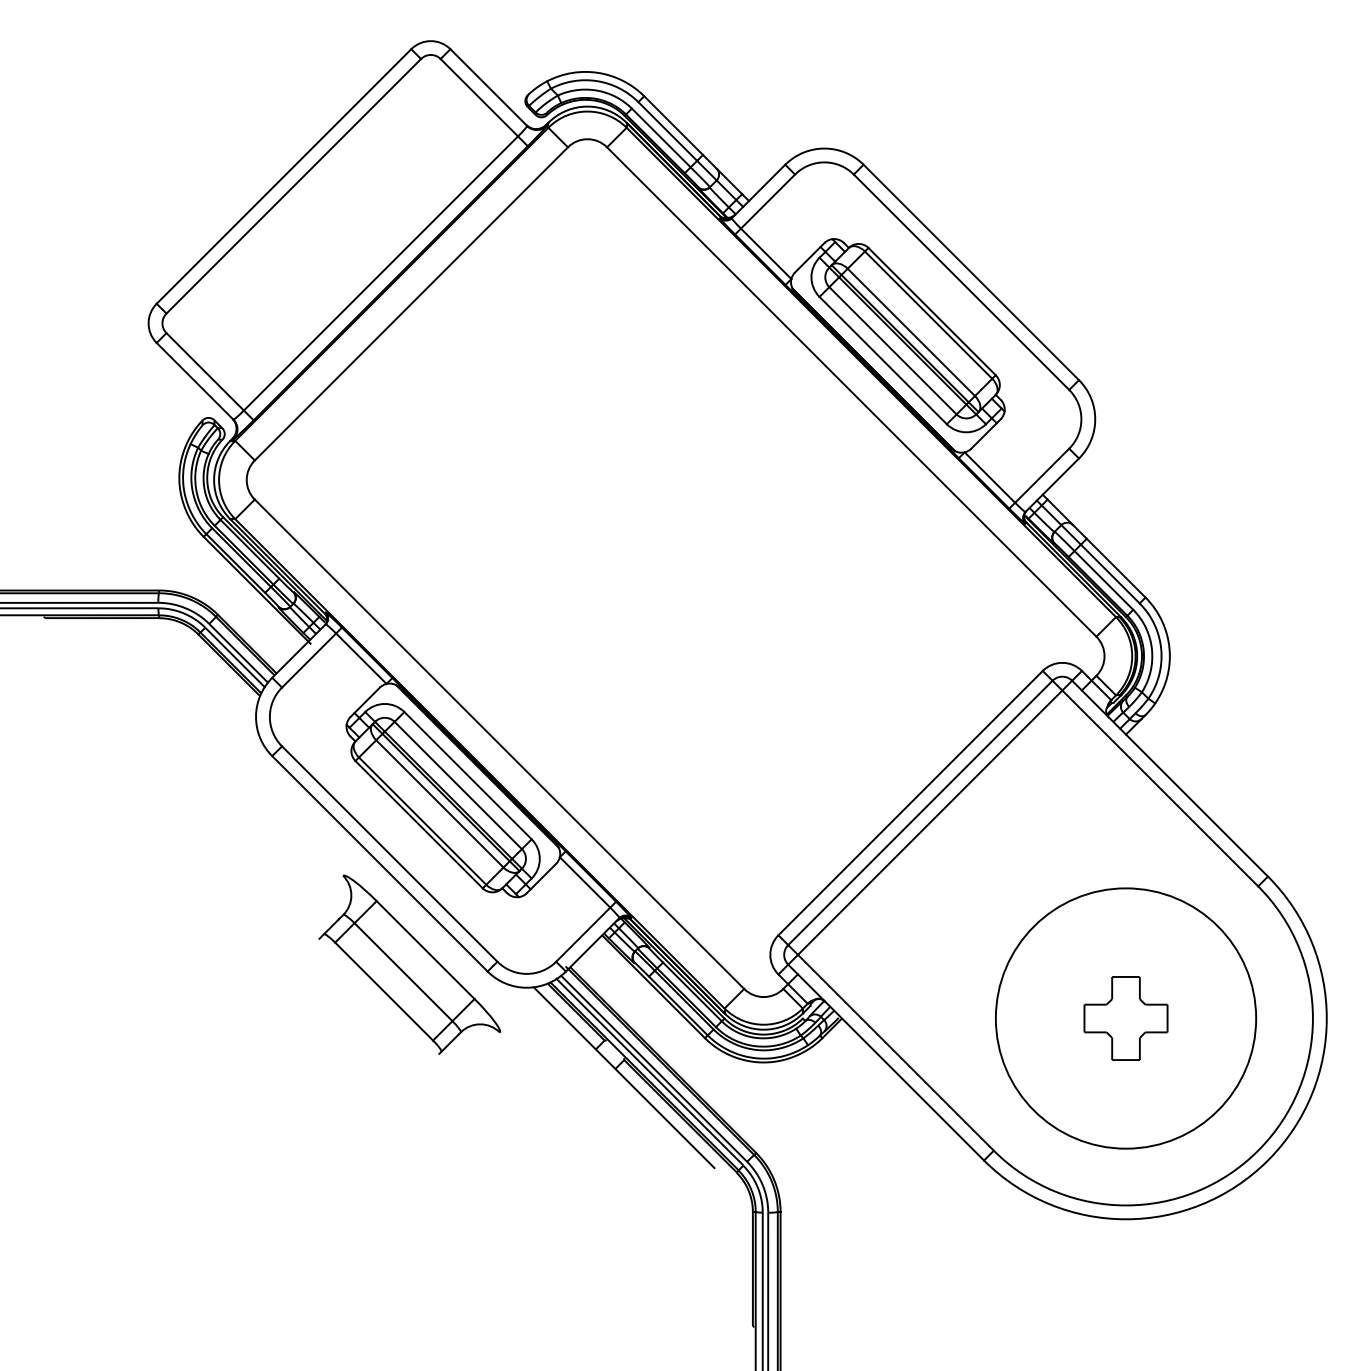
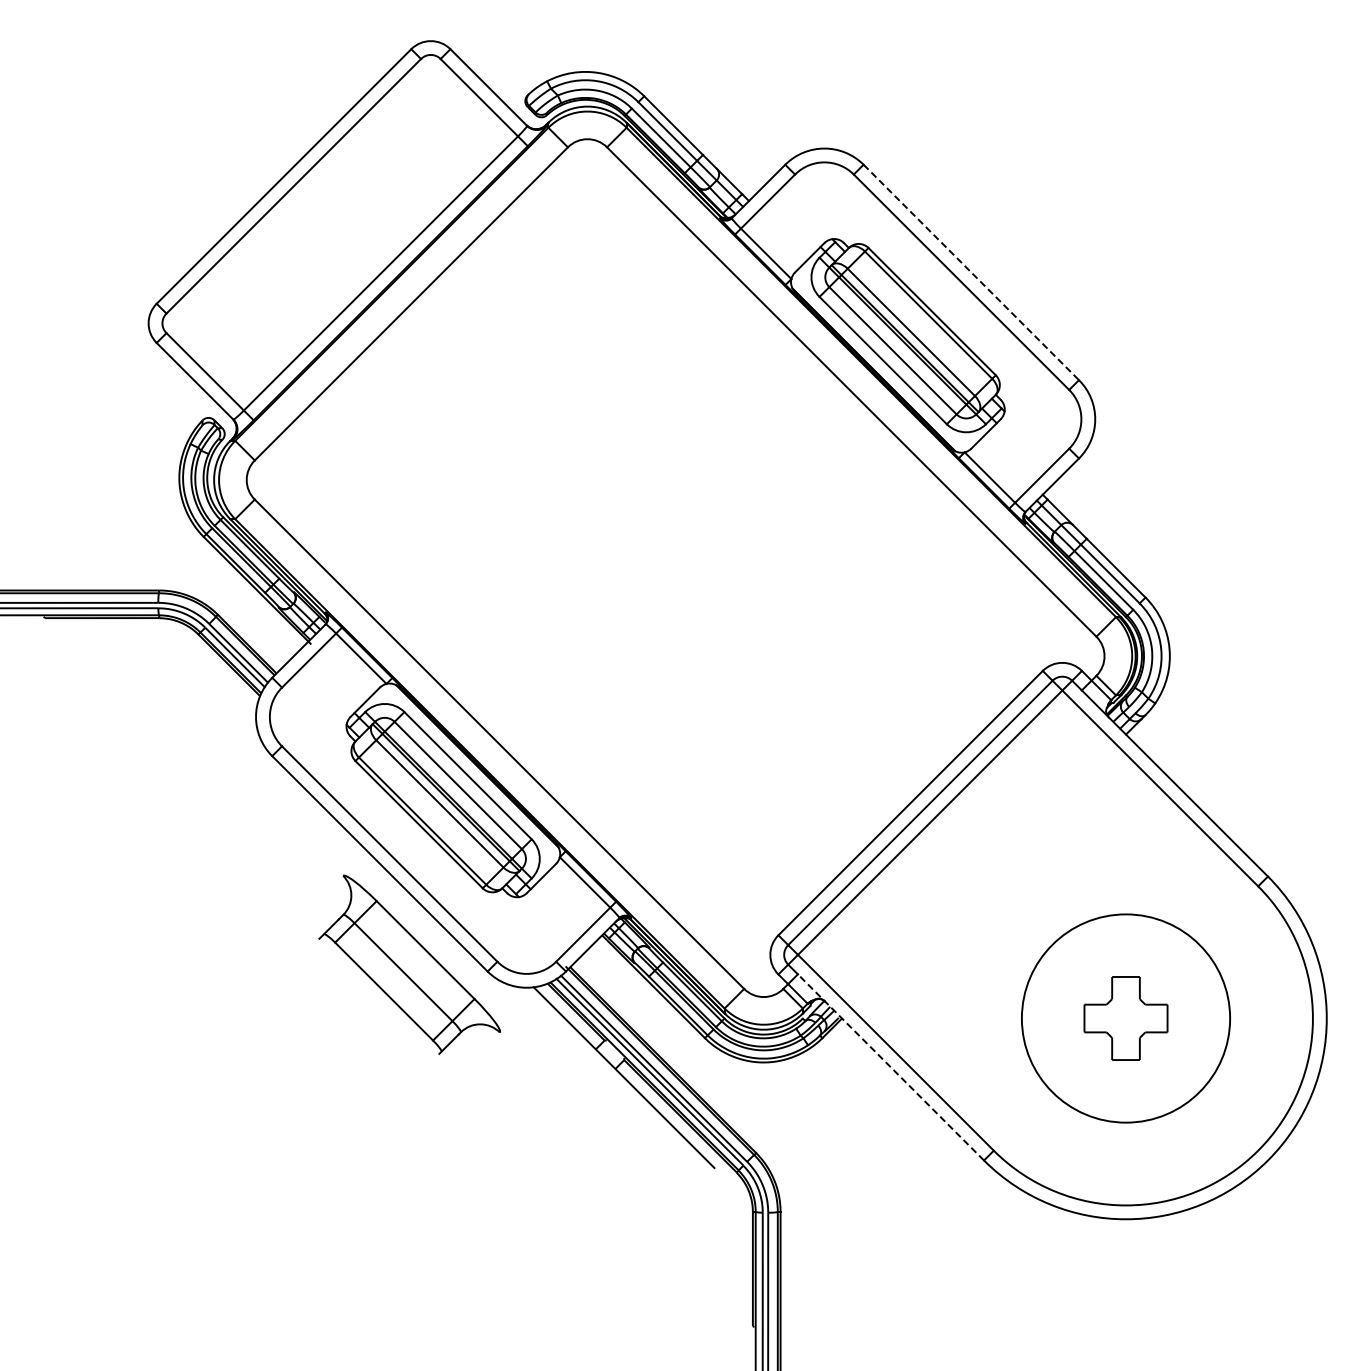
line: solid -> dashed (971, 272)
circle diameter: 260 px -> 208 px (1125, 1018)
line: solid -> dashed (890, 1067)
